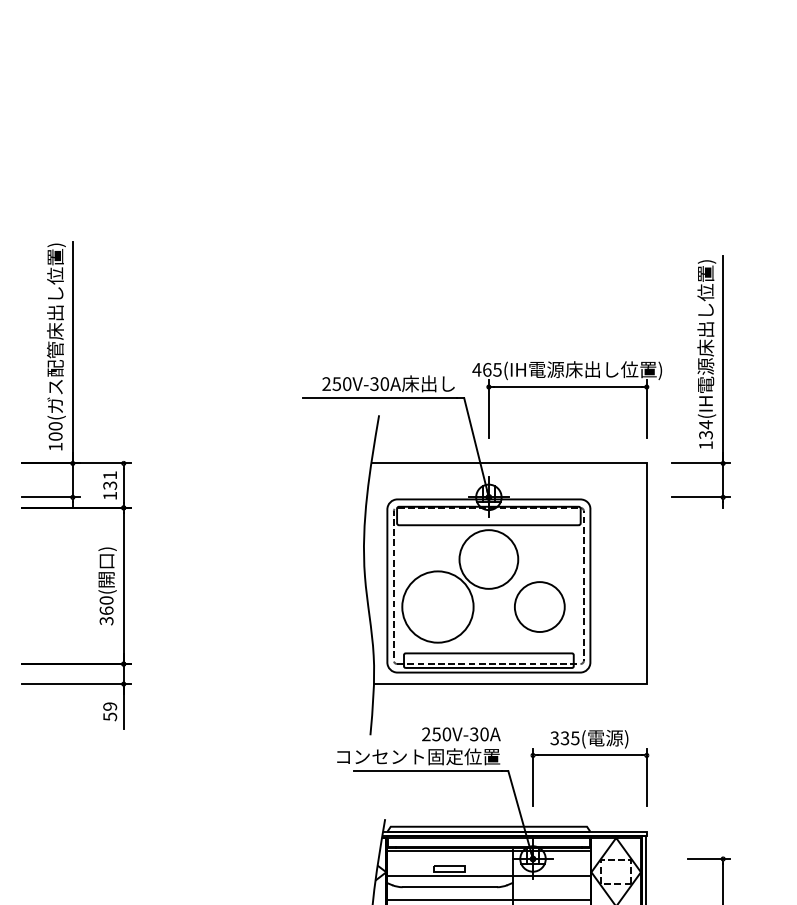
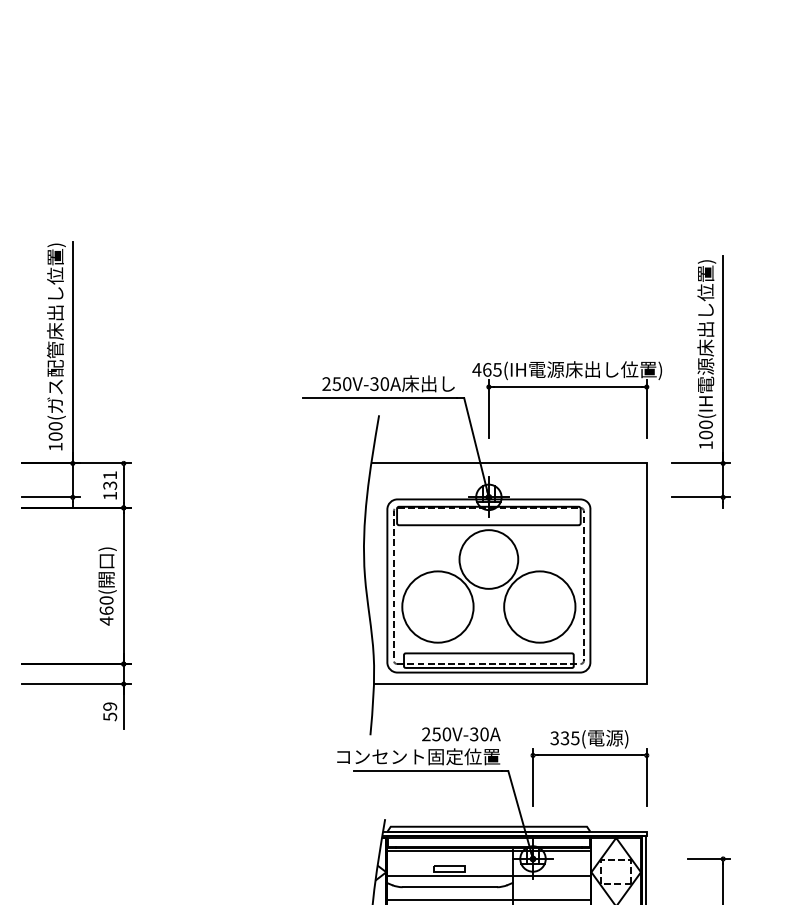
text: 134 -> 100 (705, 429)
circle diameter: 50 px -> 71 px (539, 606)
text: 360( -> 460( (106, 620)
